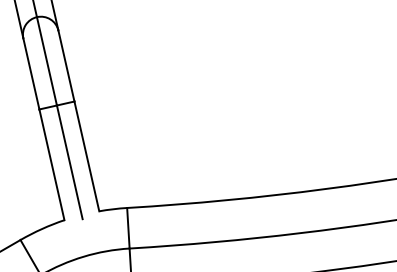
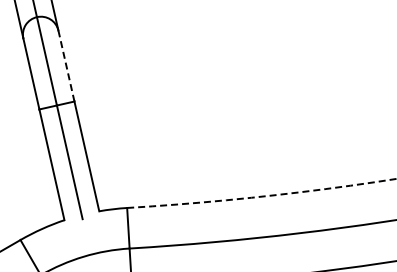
line: solid -> dashed (66, 66)
arc: solid -> dashed (262, 196)
